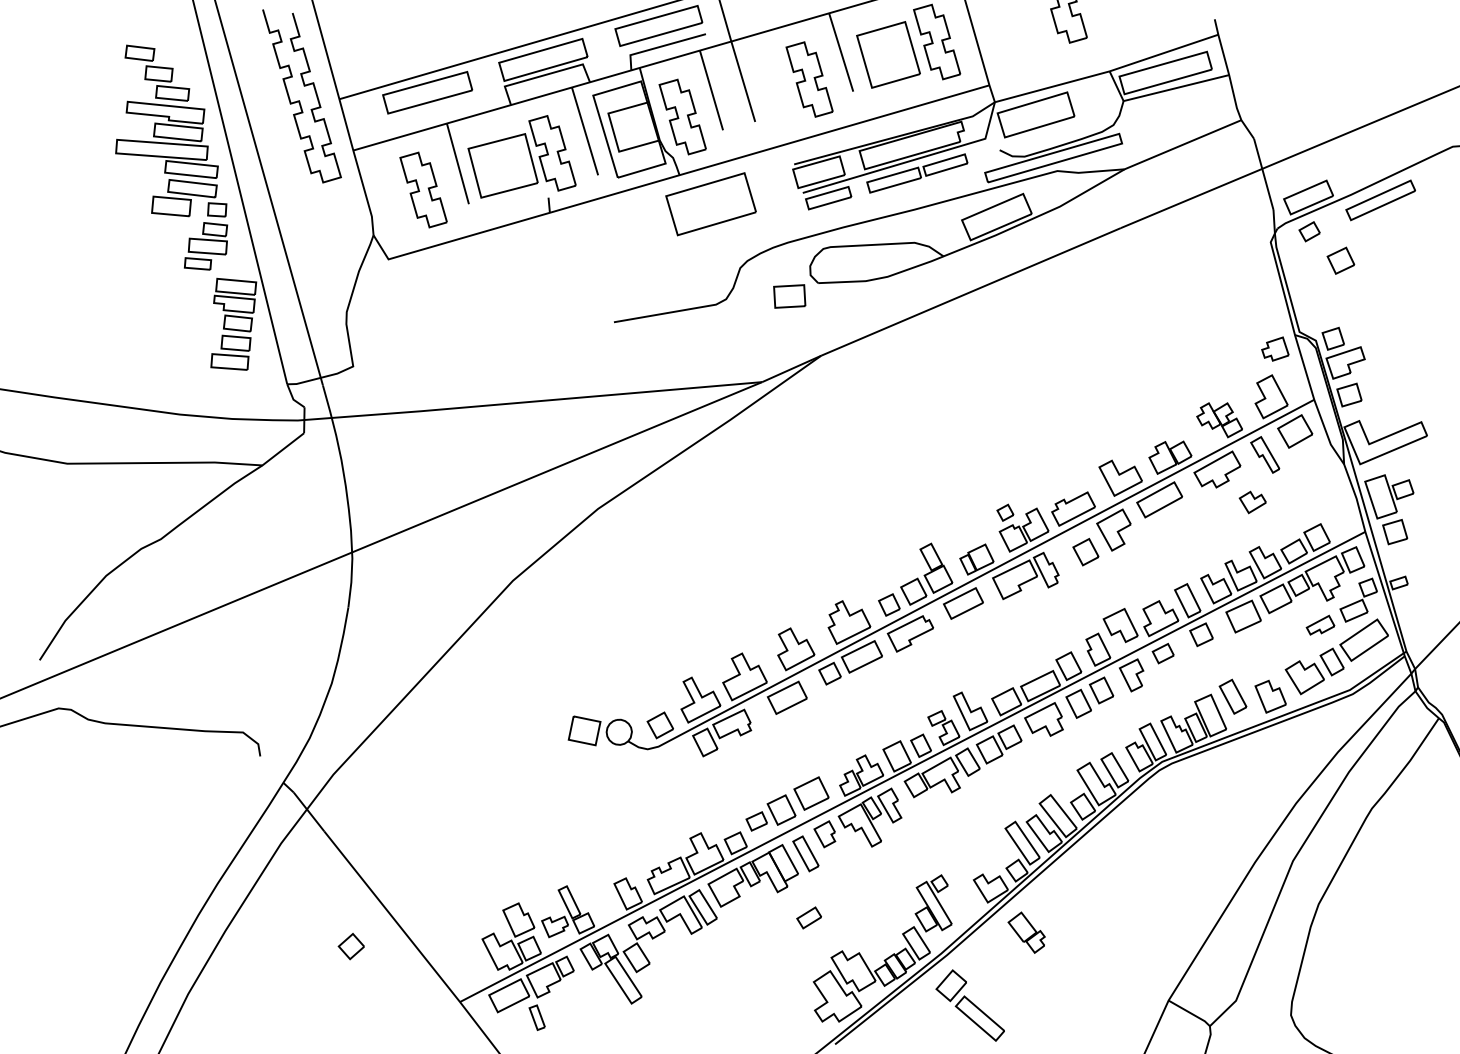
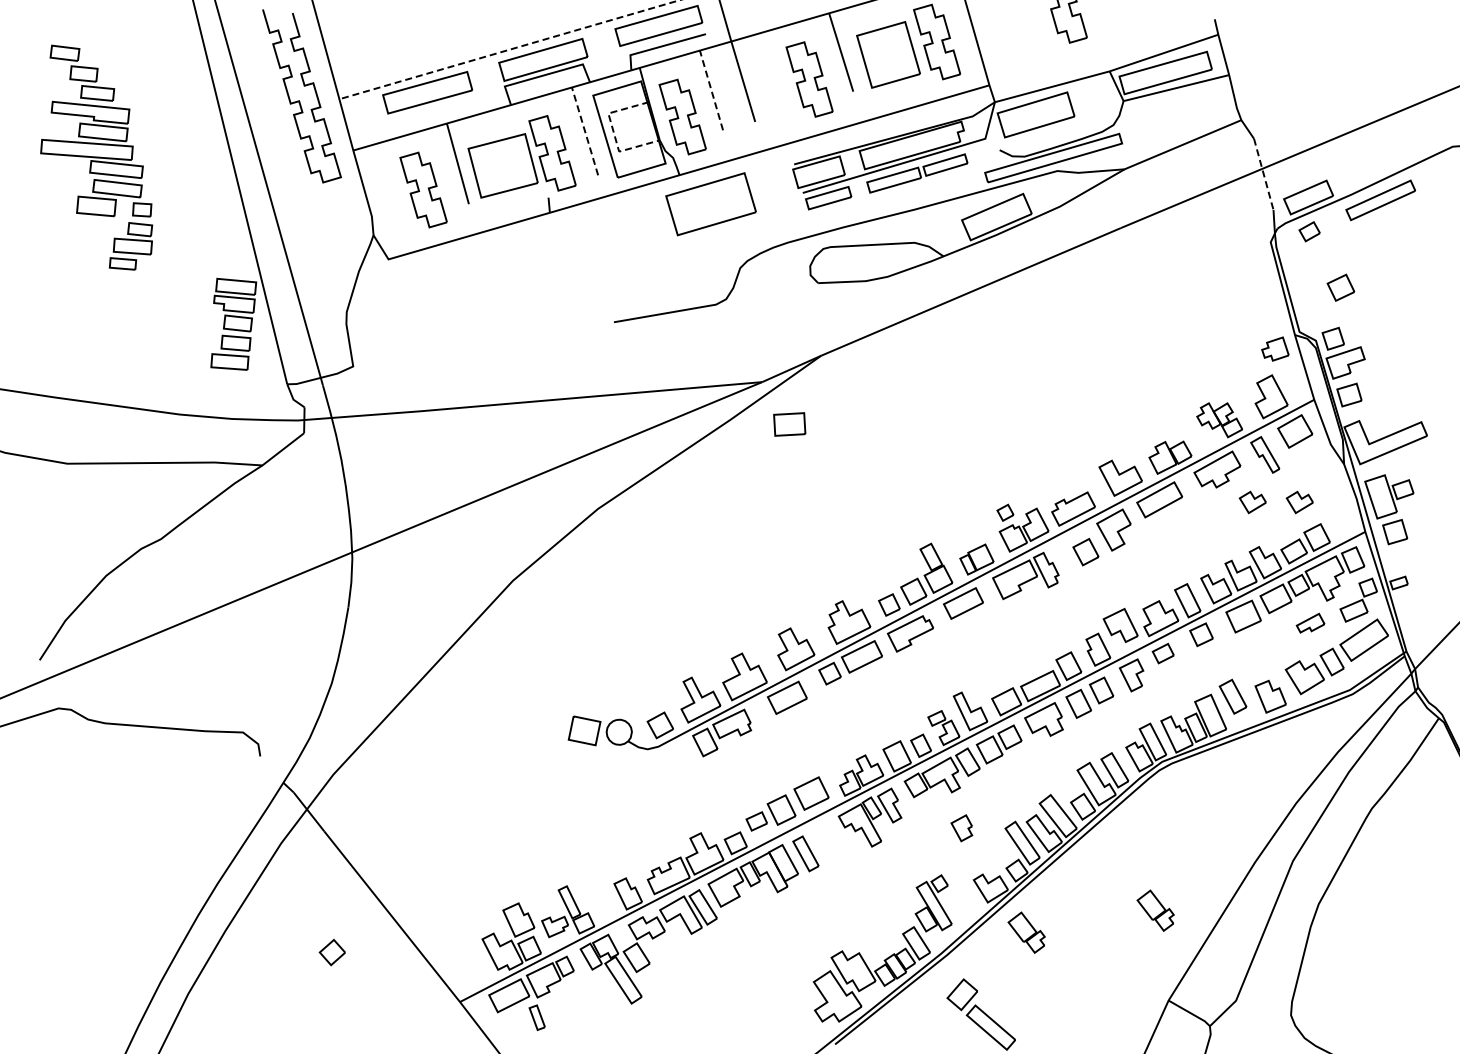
line: solid -> dashed (509, 49)
line: solid -> dashed (711, 90)
line: solid -> dashed (585, 131)
line: solid -> dashed (613, 132)
part position: (171, 157) -> (96, 157) (96, 157)
line: solid -> dashed (1263, 174)
part position: (1340, 260) -> (1340, 287) (1340, 287)
part position: (789, 296) -> (789, 424) (789, 424)
part: none -> present (1299, 502)
part position: (1320, 624) -> (1310, 622) (1310, 622)
part position: (824, 834) -> (961, 828) (961, 828)
part: none -> present (1155, 910)
part: present -> none (808, 917)
part position: (350, 946) -> (331, 952) (331, 952)
part position: (969, 1005) -> (980, 1014) (980, 1014)
